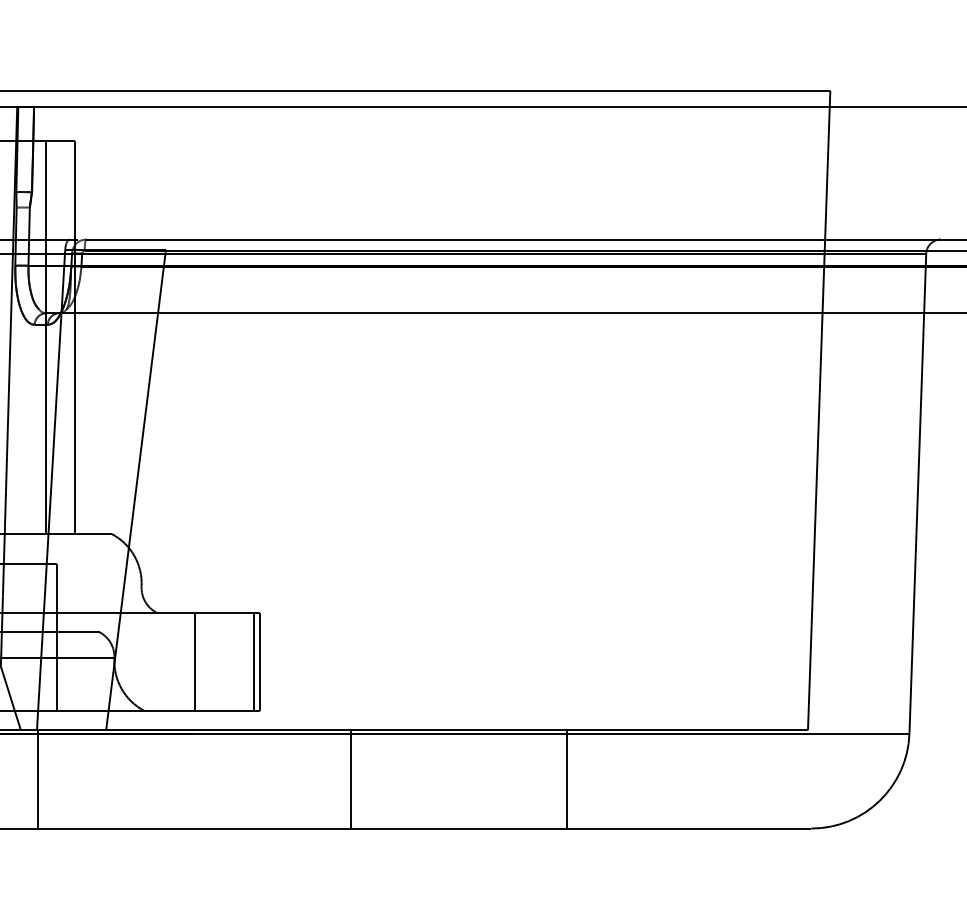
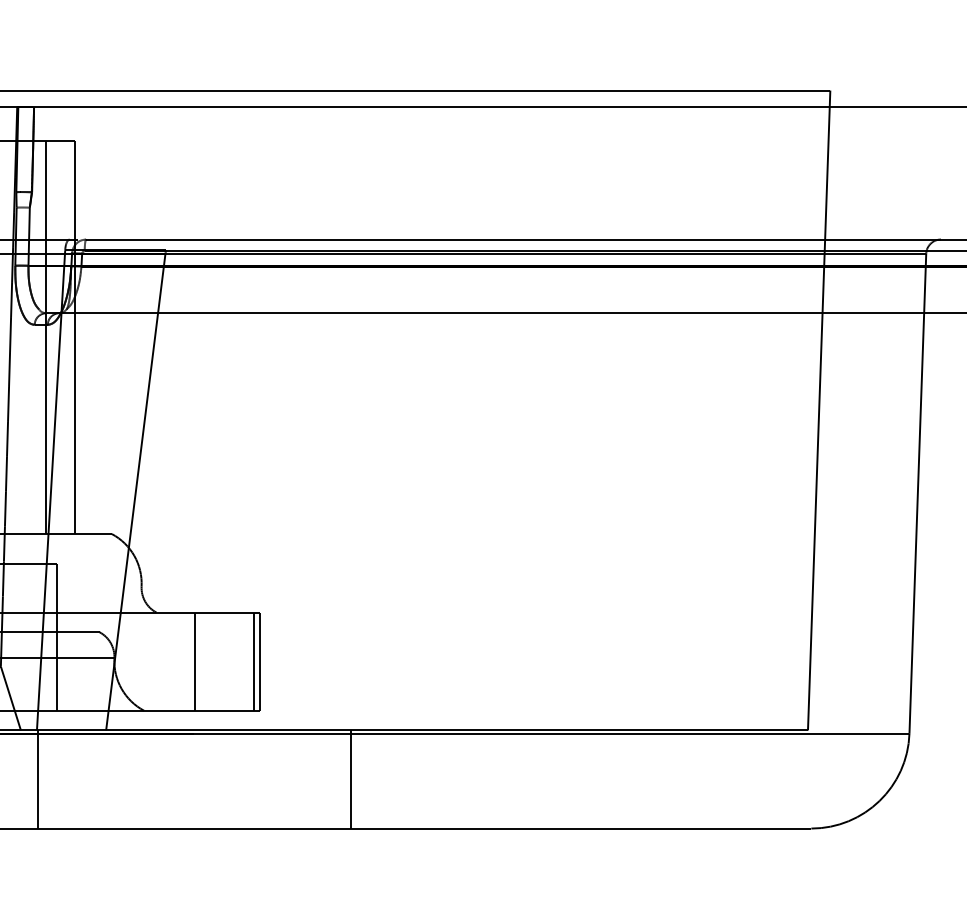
line: present -> none (567, 779)
